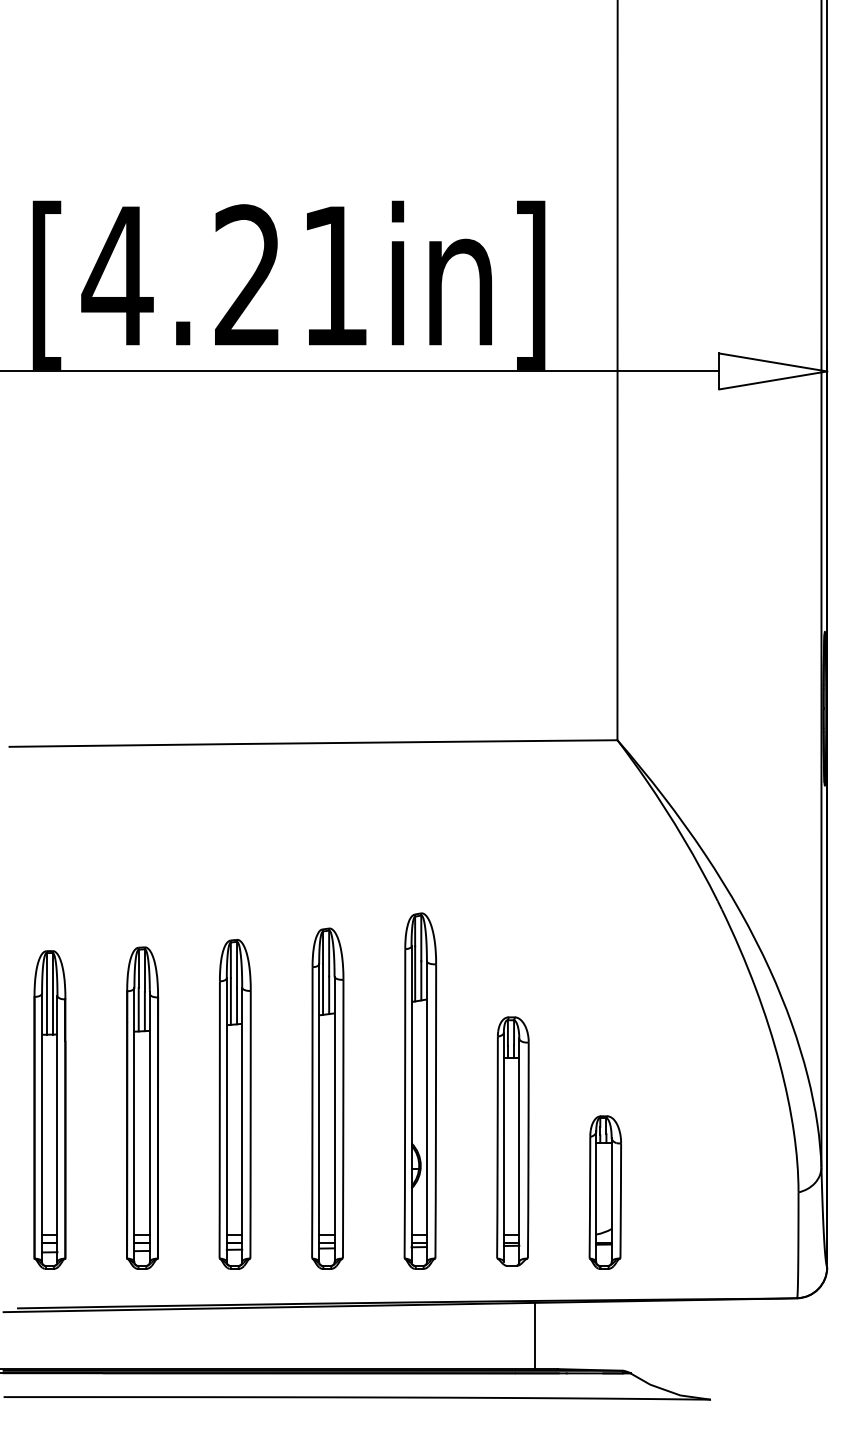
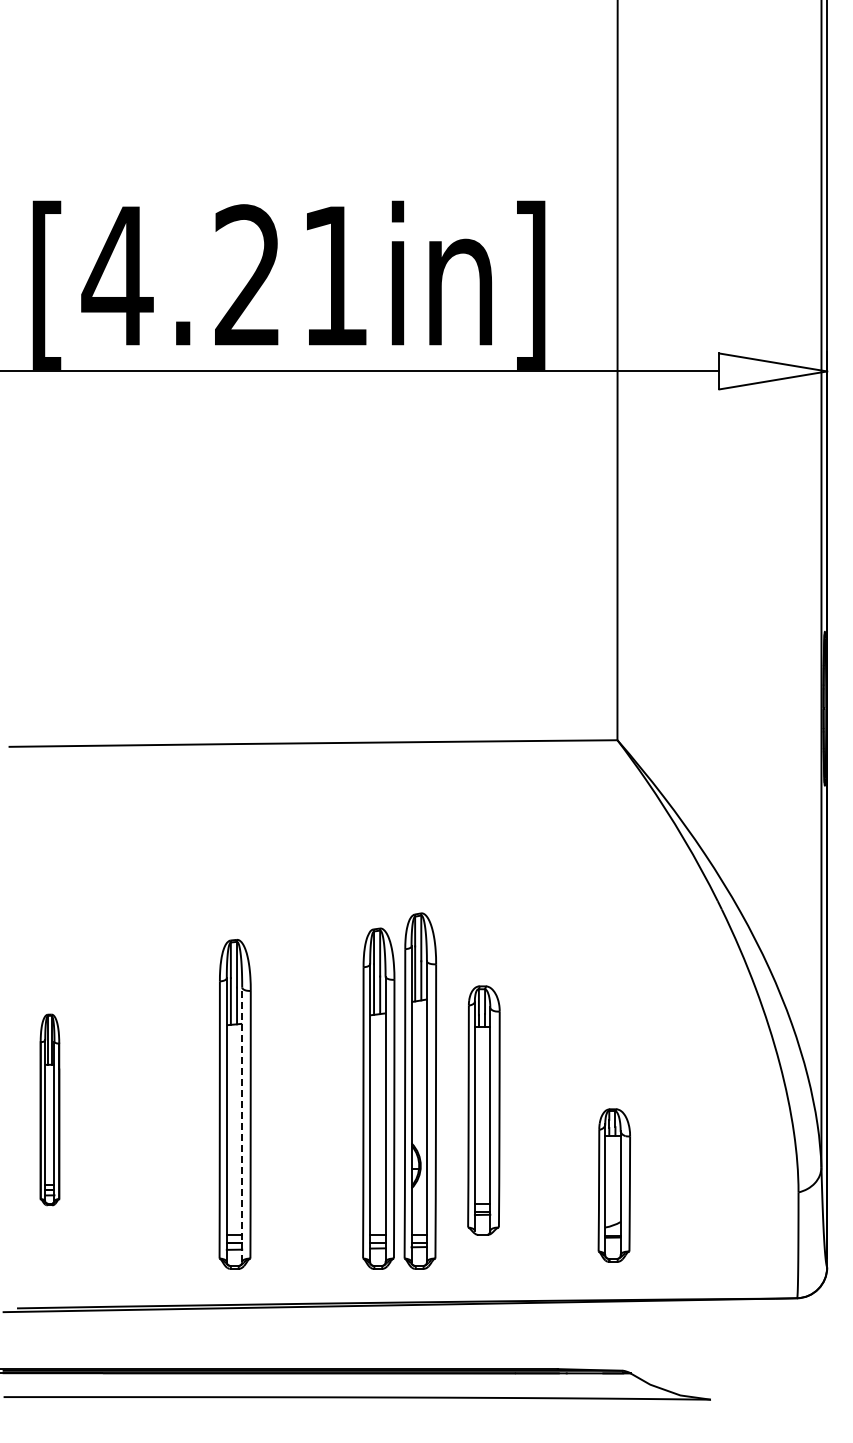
part position: (327, 1098) -> (378, 1098) (378, 1098)
part: present -> none (142, 1107)
part size: 34x320 px -> 22x194 px (49, 1109)
line: solid -> dashed (242, 1124)
part position: (512, 1141) -> (483, 1110) (483, 1110)
part position: (604, 1192) -> (613, 1185) (613, 1185)
line: present -> none (534, 1335)
